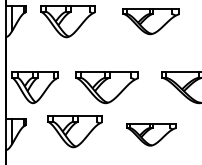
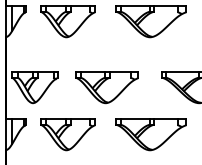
part size: 58x28 px -> 72x34 px (150, 21)
part position: (74, 131) -> (67, 134) (67, 134)
part size: 51x24 px -> 72x34 px (150, 134)
